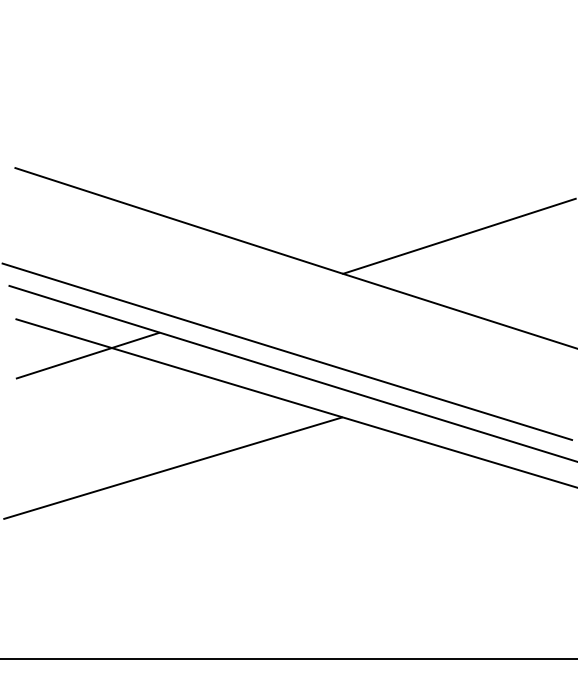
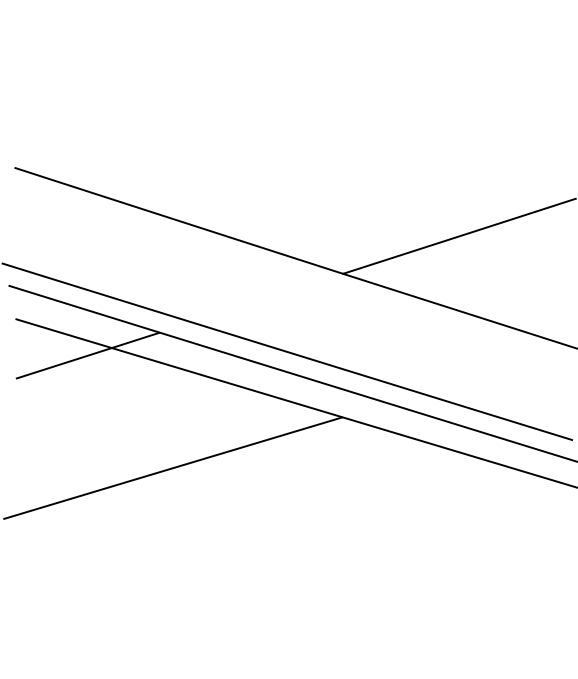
line: present -> none (288, 658)
